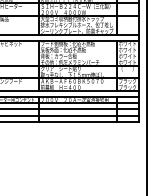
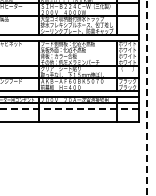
line: solid -> dashed (146, 98)
line: solid -> dashed (69, 109)
line: present -> none (70, 115)
